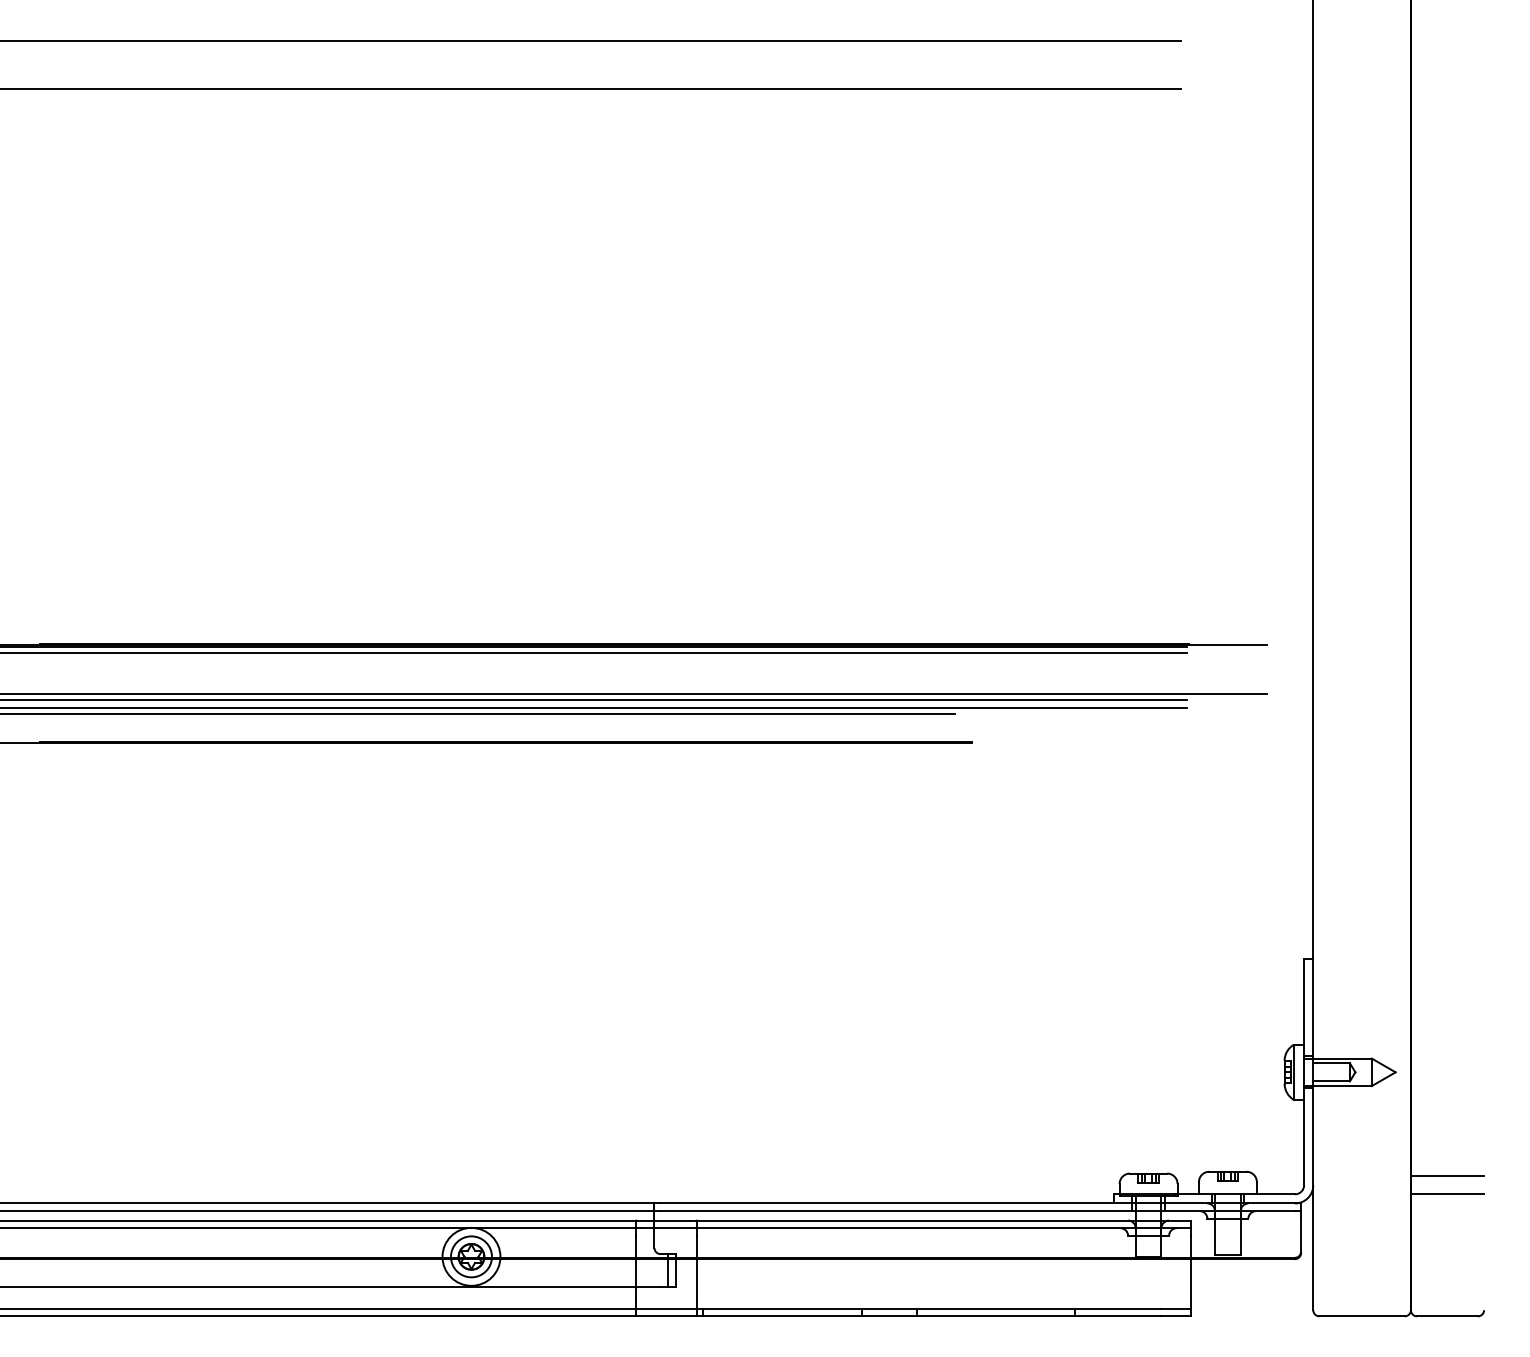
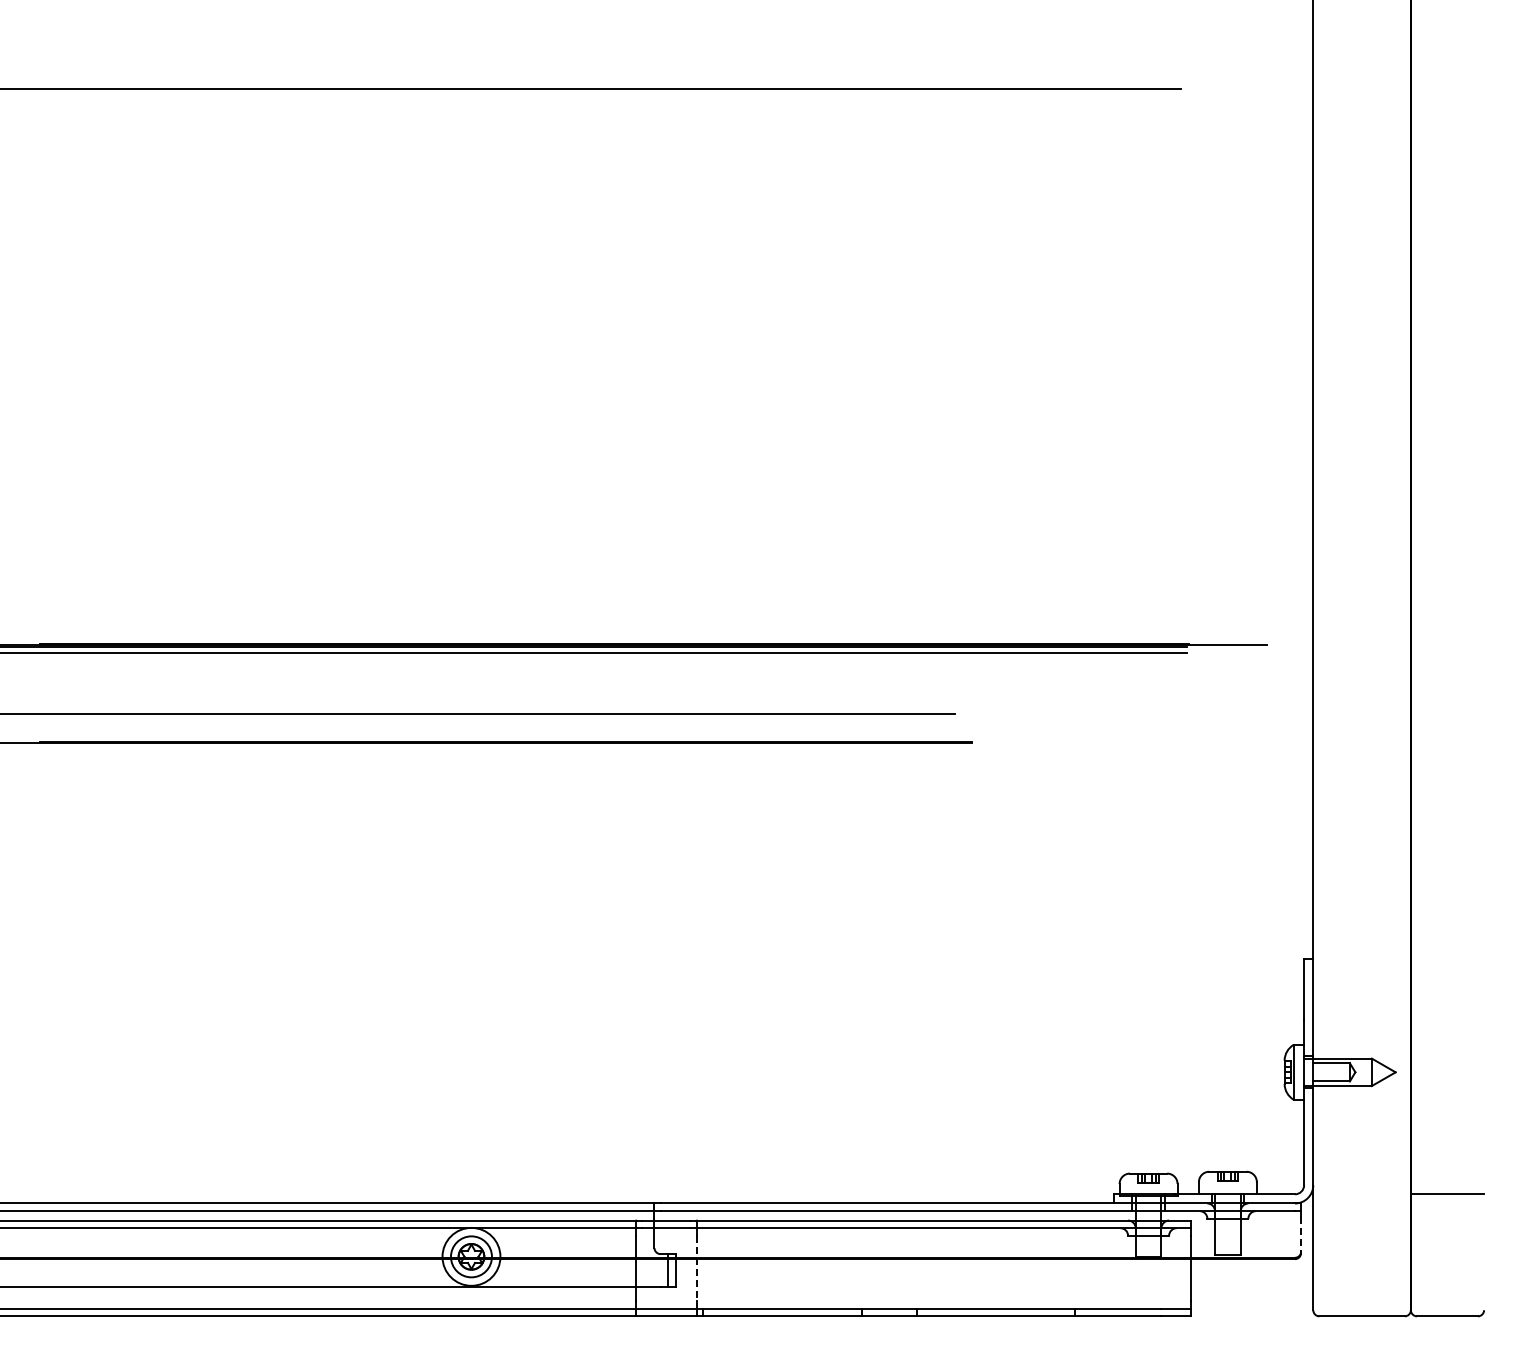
line: present -> none (591, 40)
line: present -> none (634, 694)
line: present -> none (594, 700)
line: present -> none (594, 707)
line: present -> none (1447, 1176)
line: solid -> dashed (1301, 1235)
line: solid -> dashed (697, 1268)
